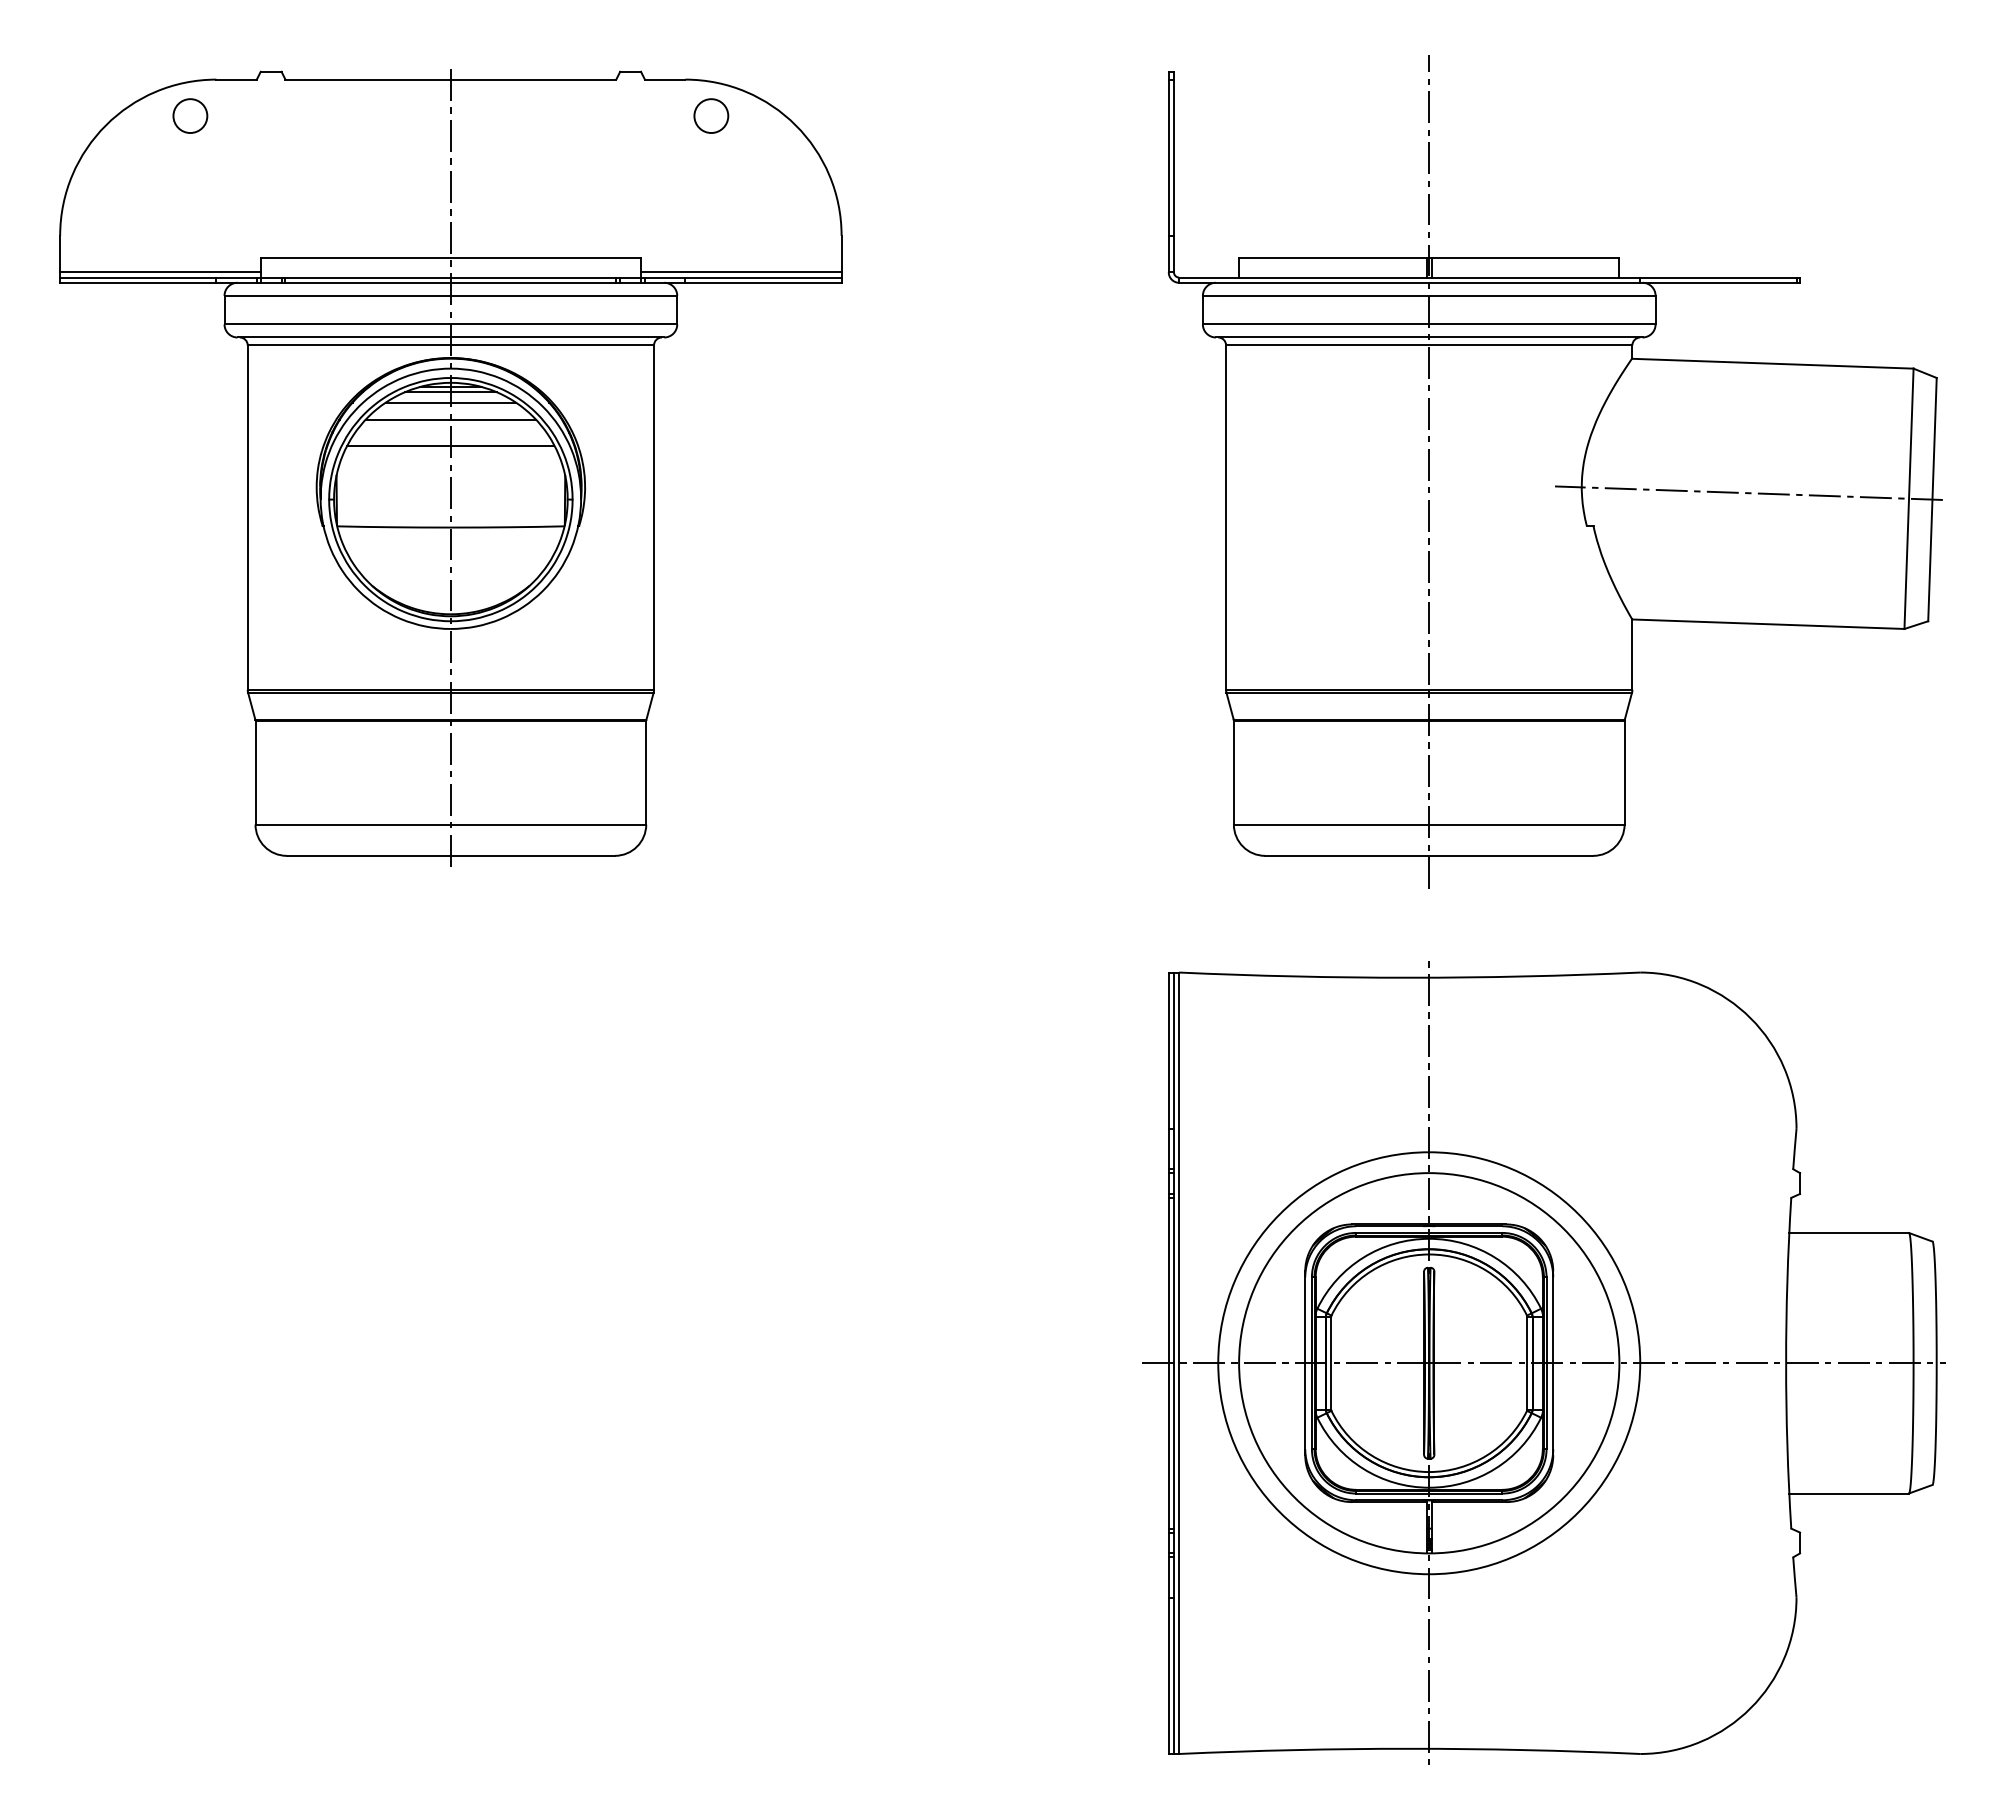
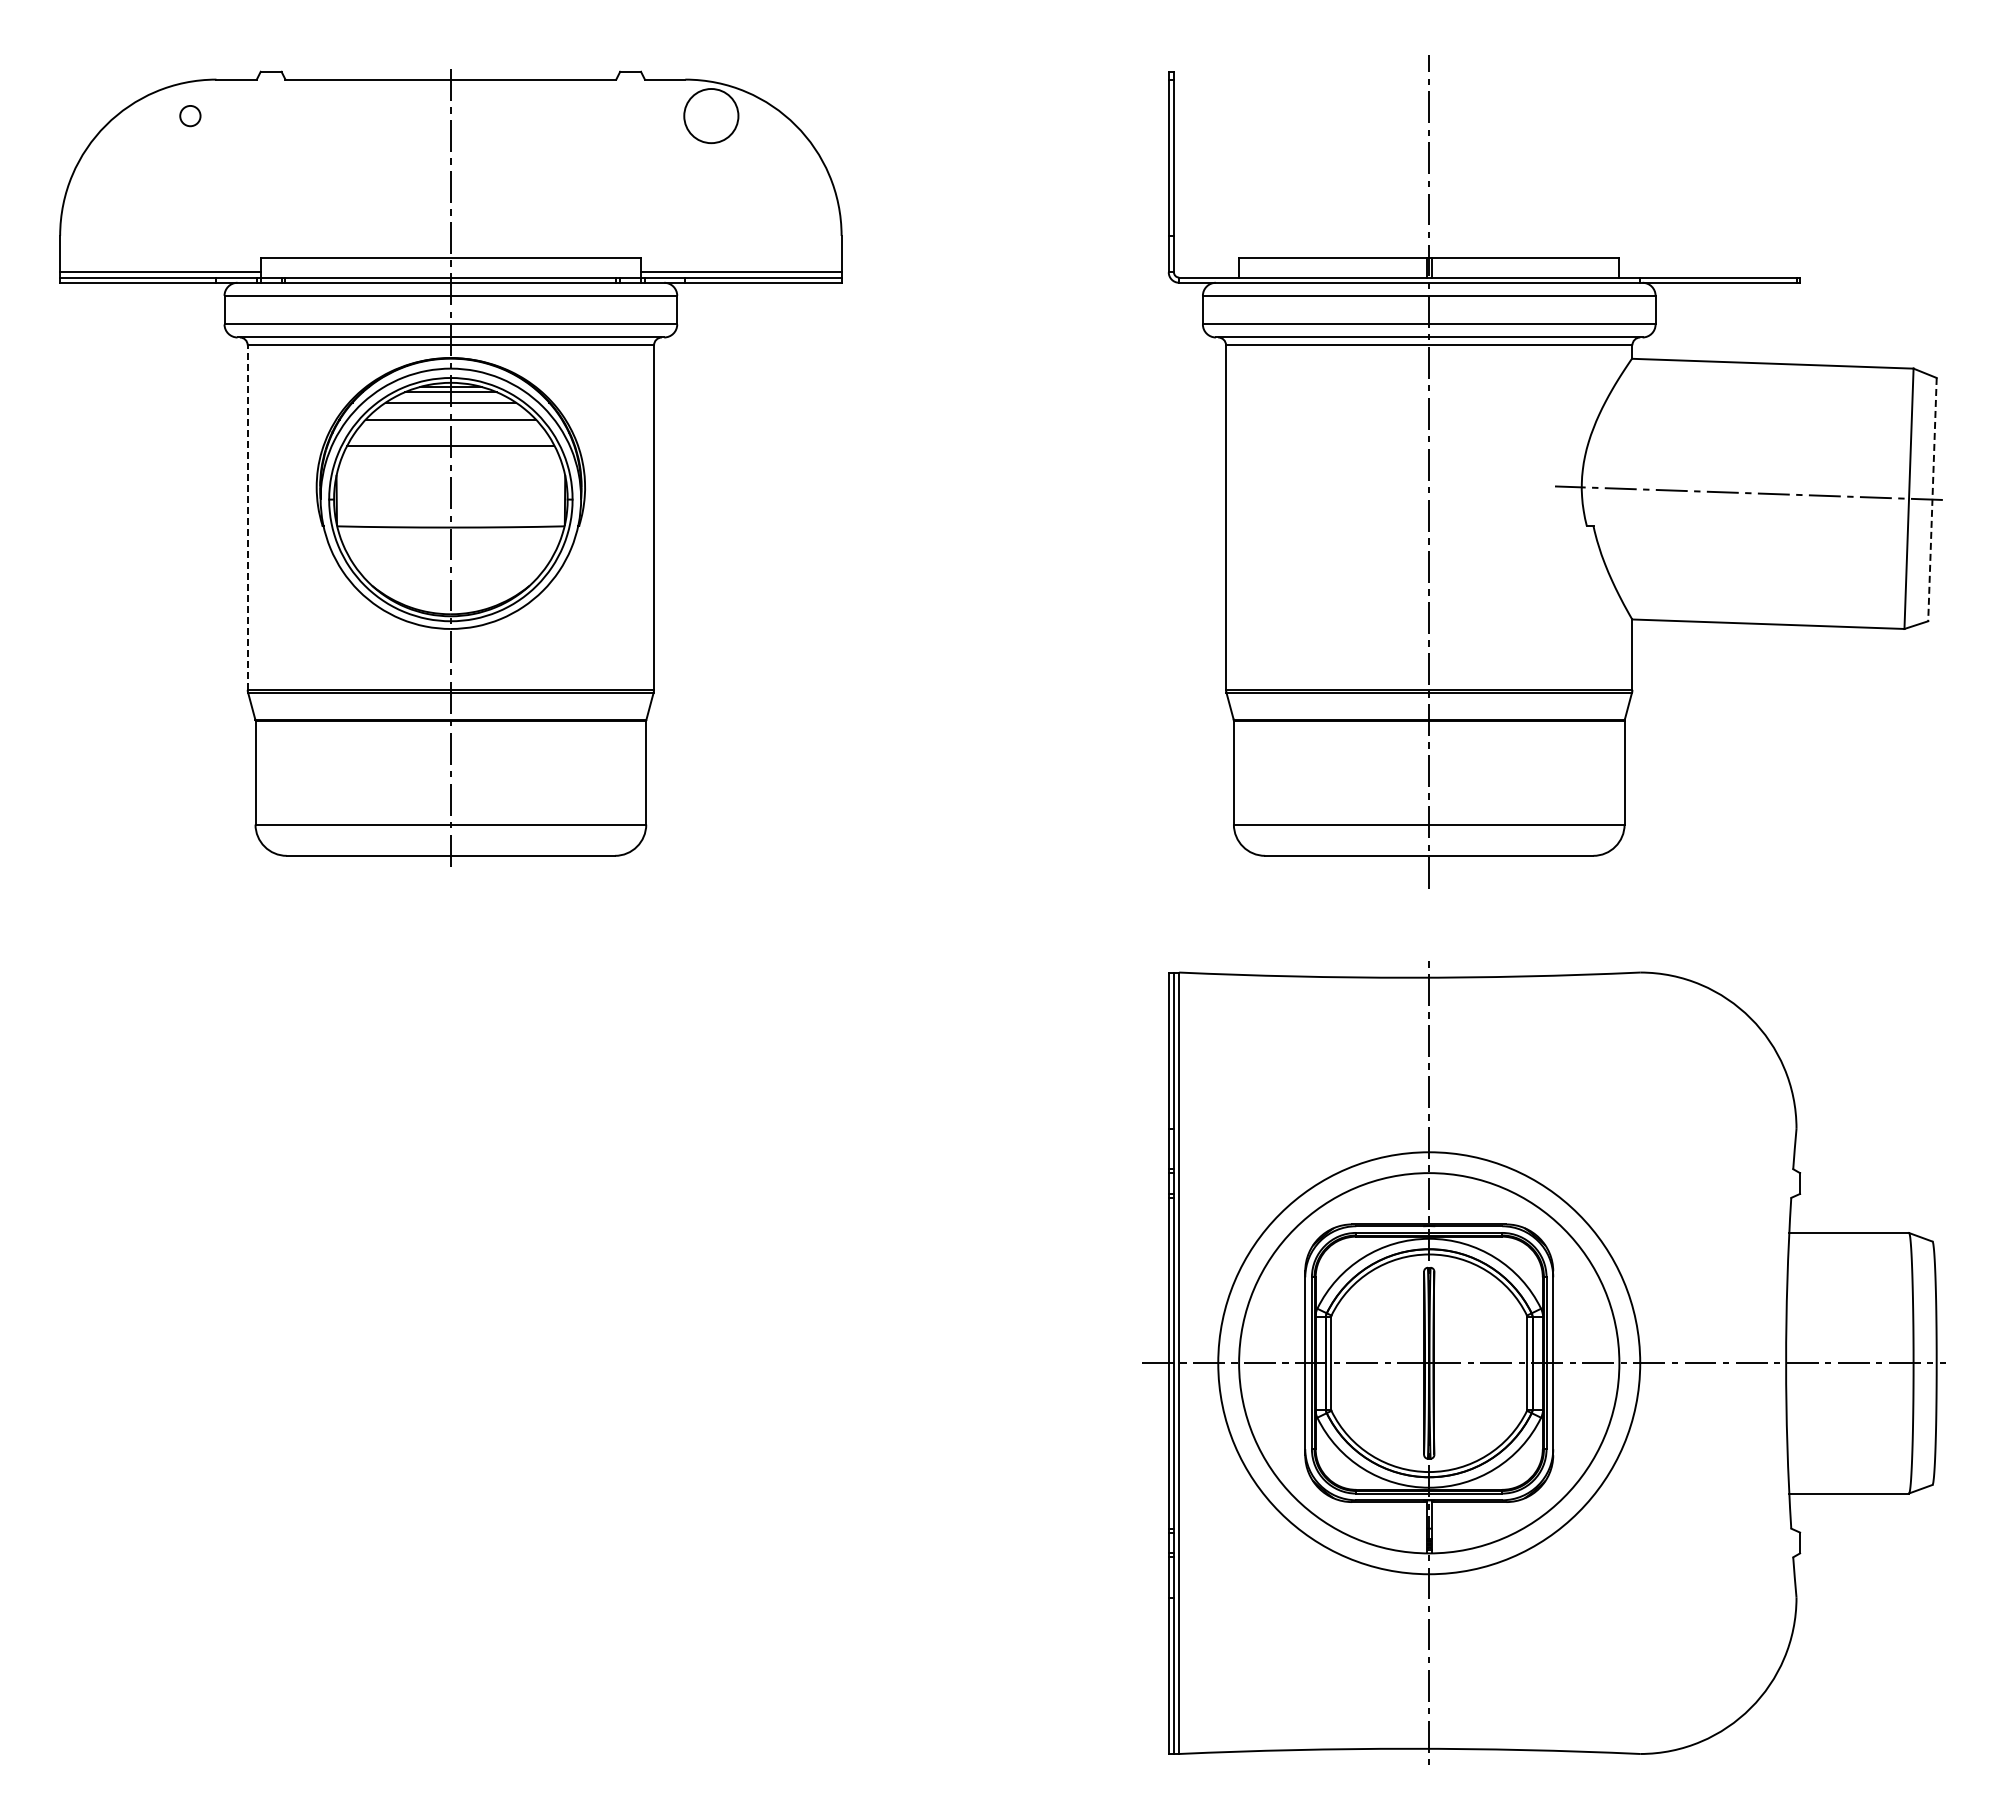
circle diameter: 34 px -> 20 px (190, 115)
circle diameter: 34 px -> 54 px (711, 116)
line: solid -> dashed (1932, 499)
line: solid -> dashed (247, 517)
